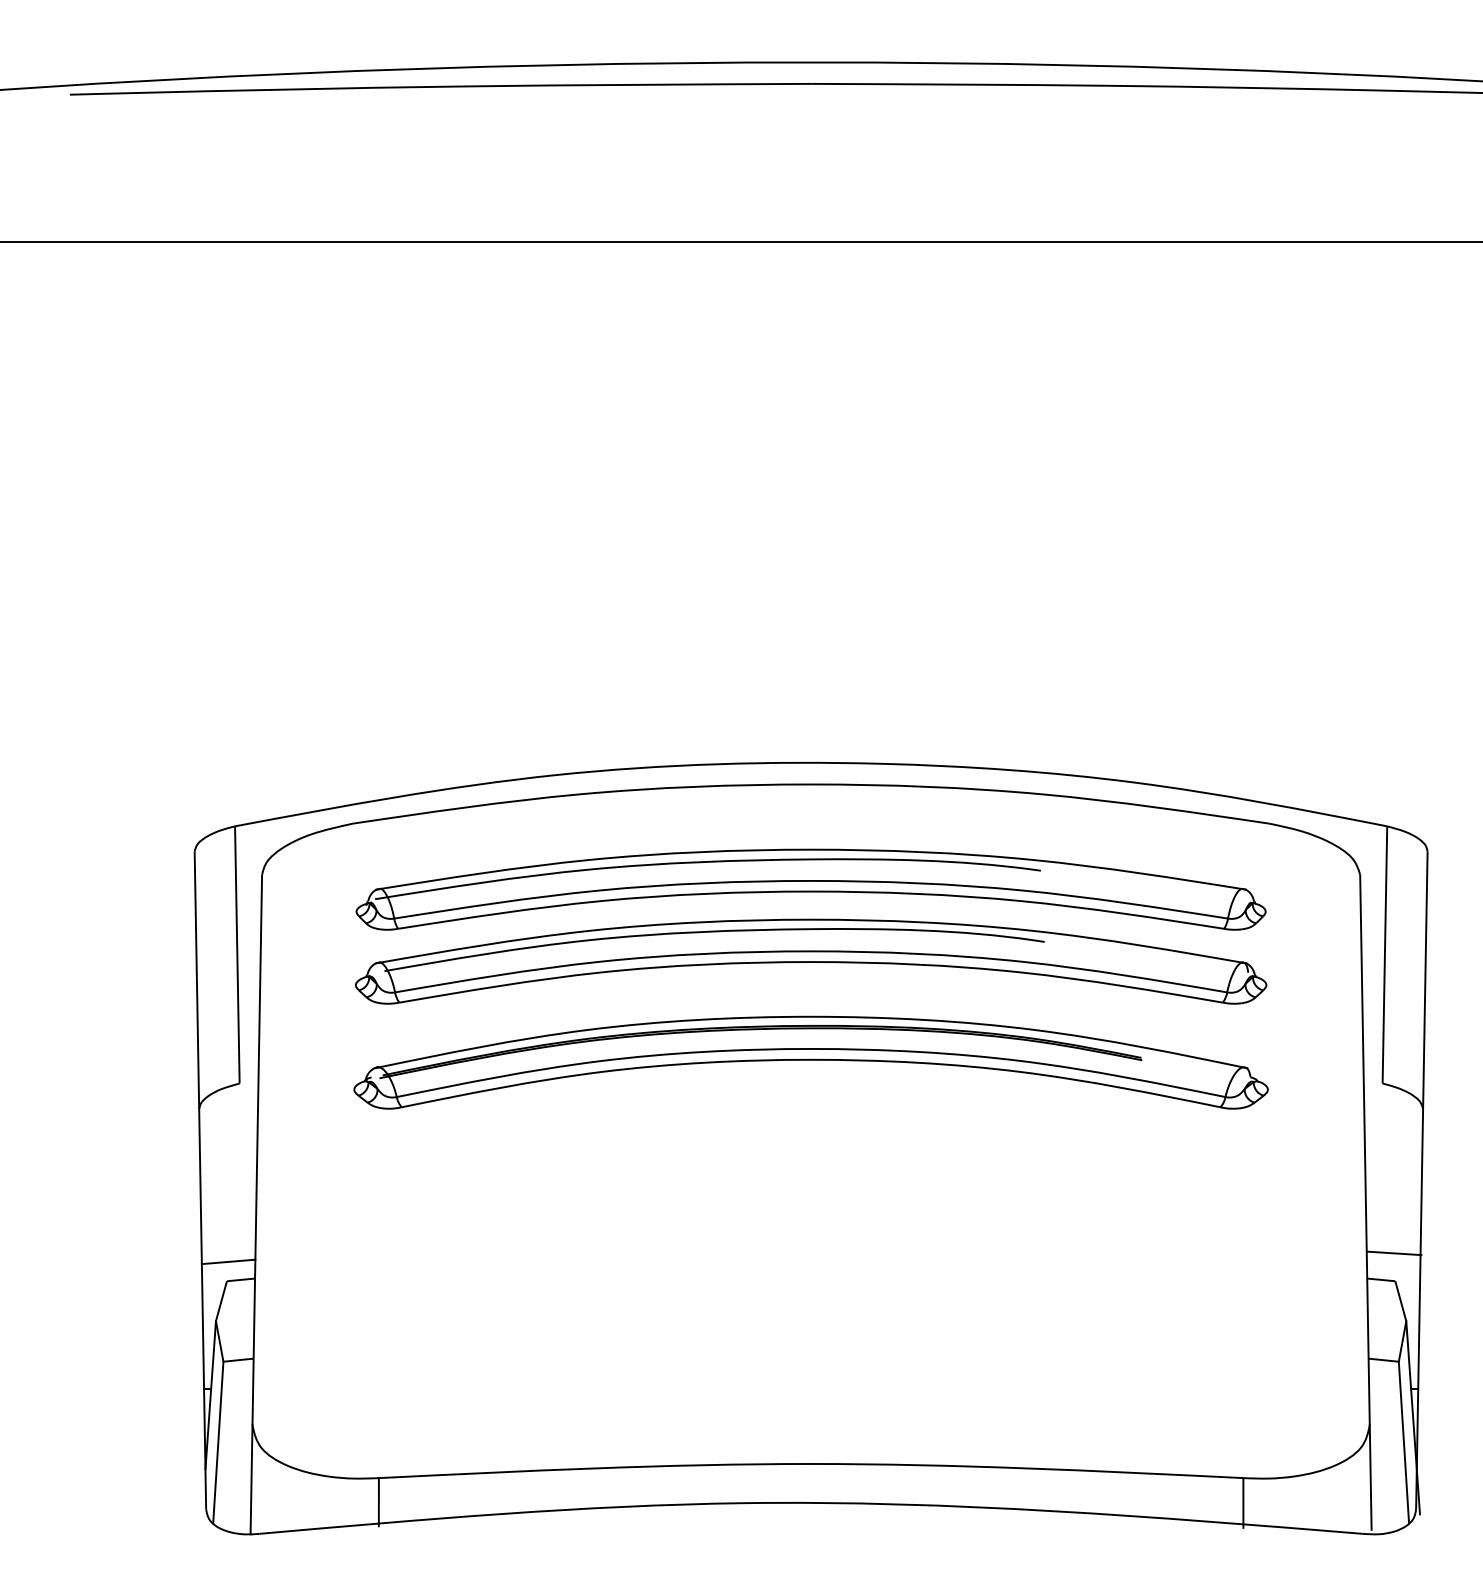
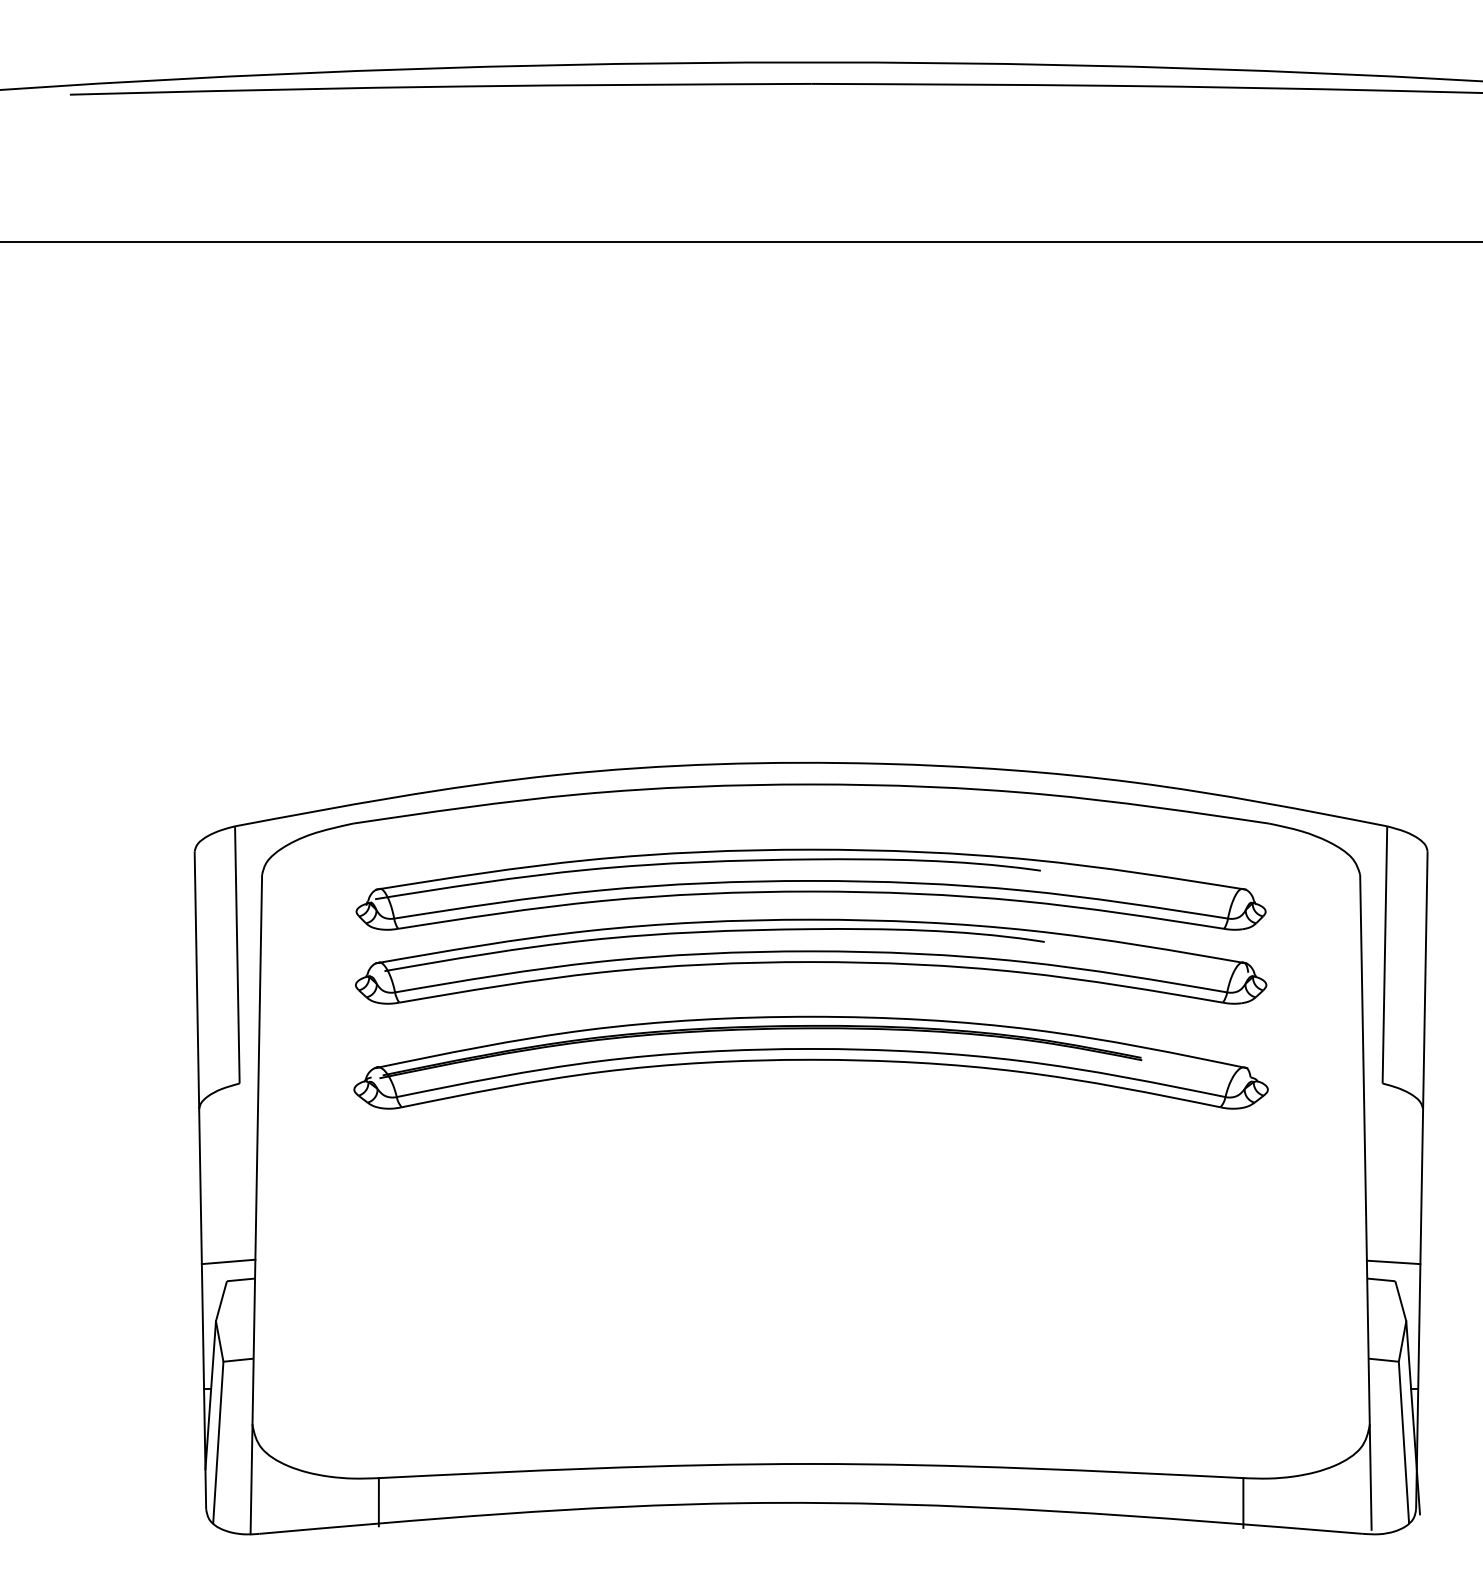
line position: (1394, 1253) -> (1393, 1262) (1393, 1262)
